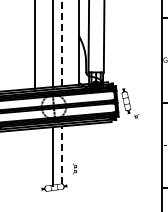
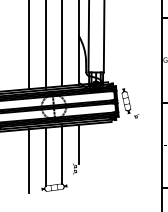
line: dashed -> solid (62, 43)
line position: (52, 44) -> (45, 44) (45, 44)
line position: (34, 46) -> (28, 46) (28, 46)
line: none -> present (79, 144)
line: dashed -> solid (62, 154)
line position: (52, 156) -> (45, 156) (45, 156)
line: none -> present (28, 160)
